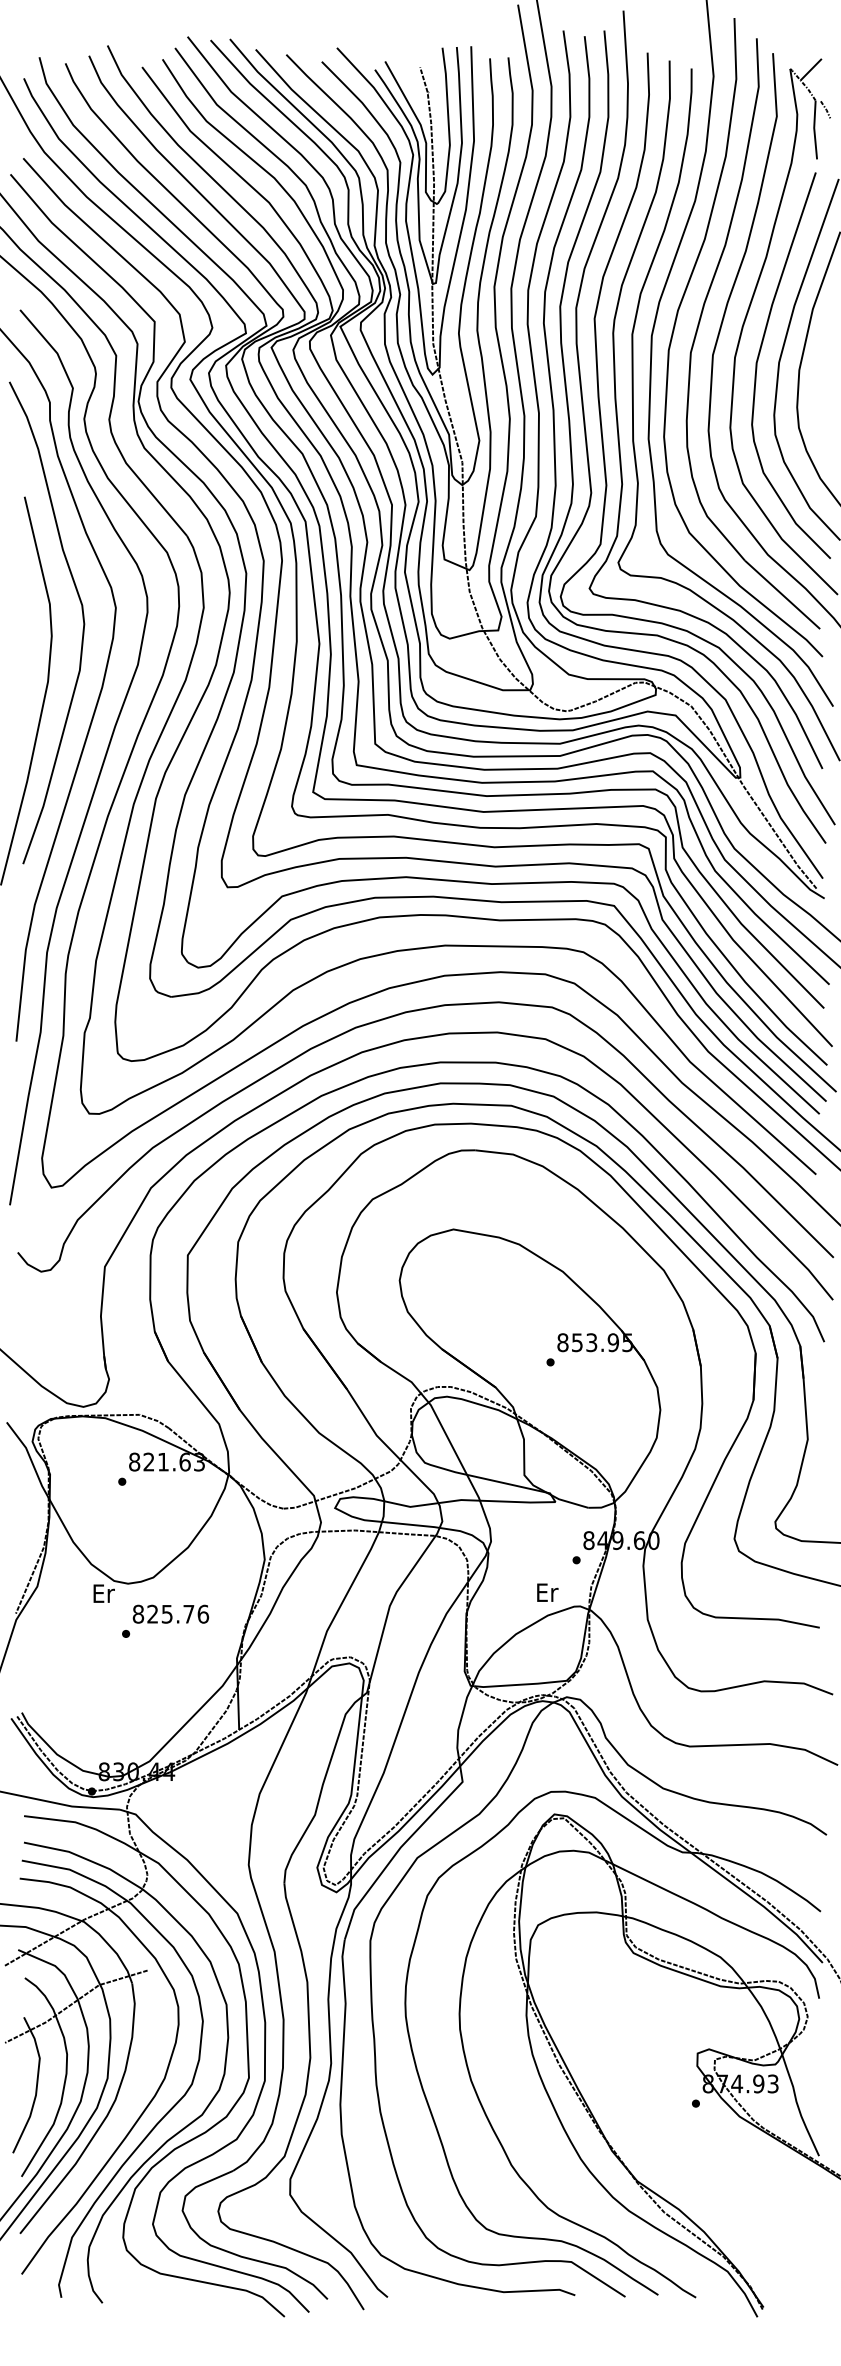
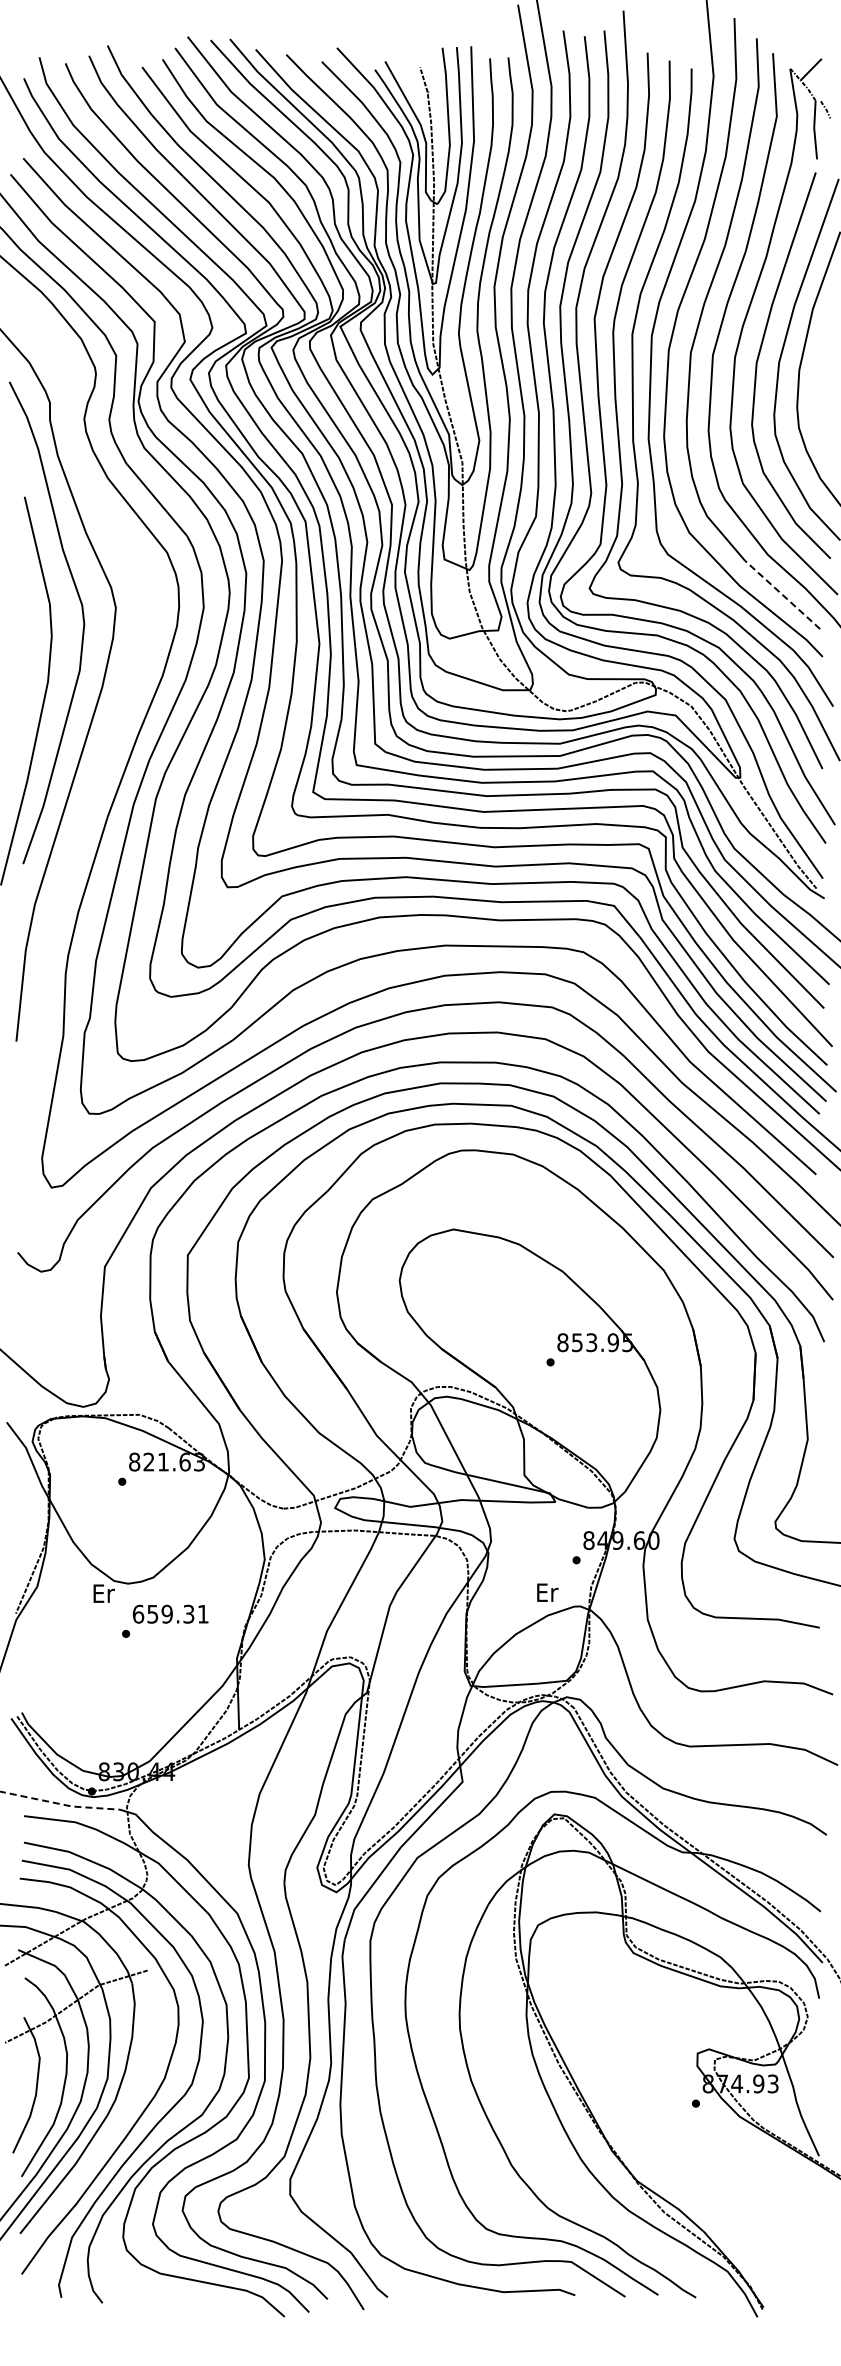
line: solid -> dashed (782, 594)
curve: present -> none (101, 765)
text: 825.76 -> 659.31 (170, 1613)
line: solid -> dashed (61, 1804)
